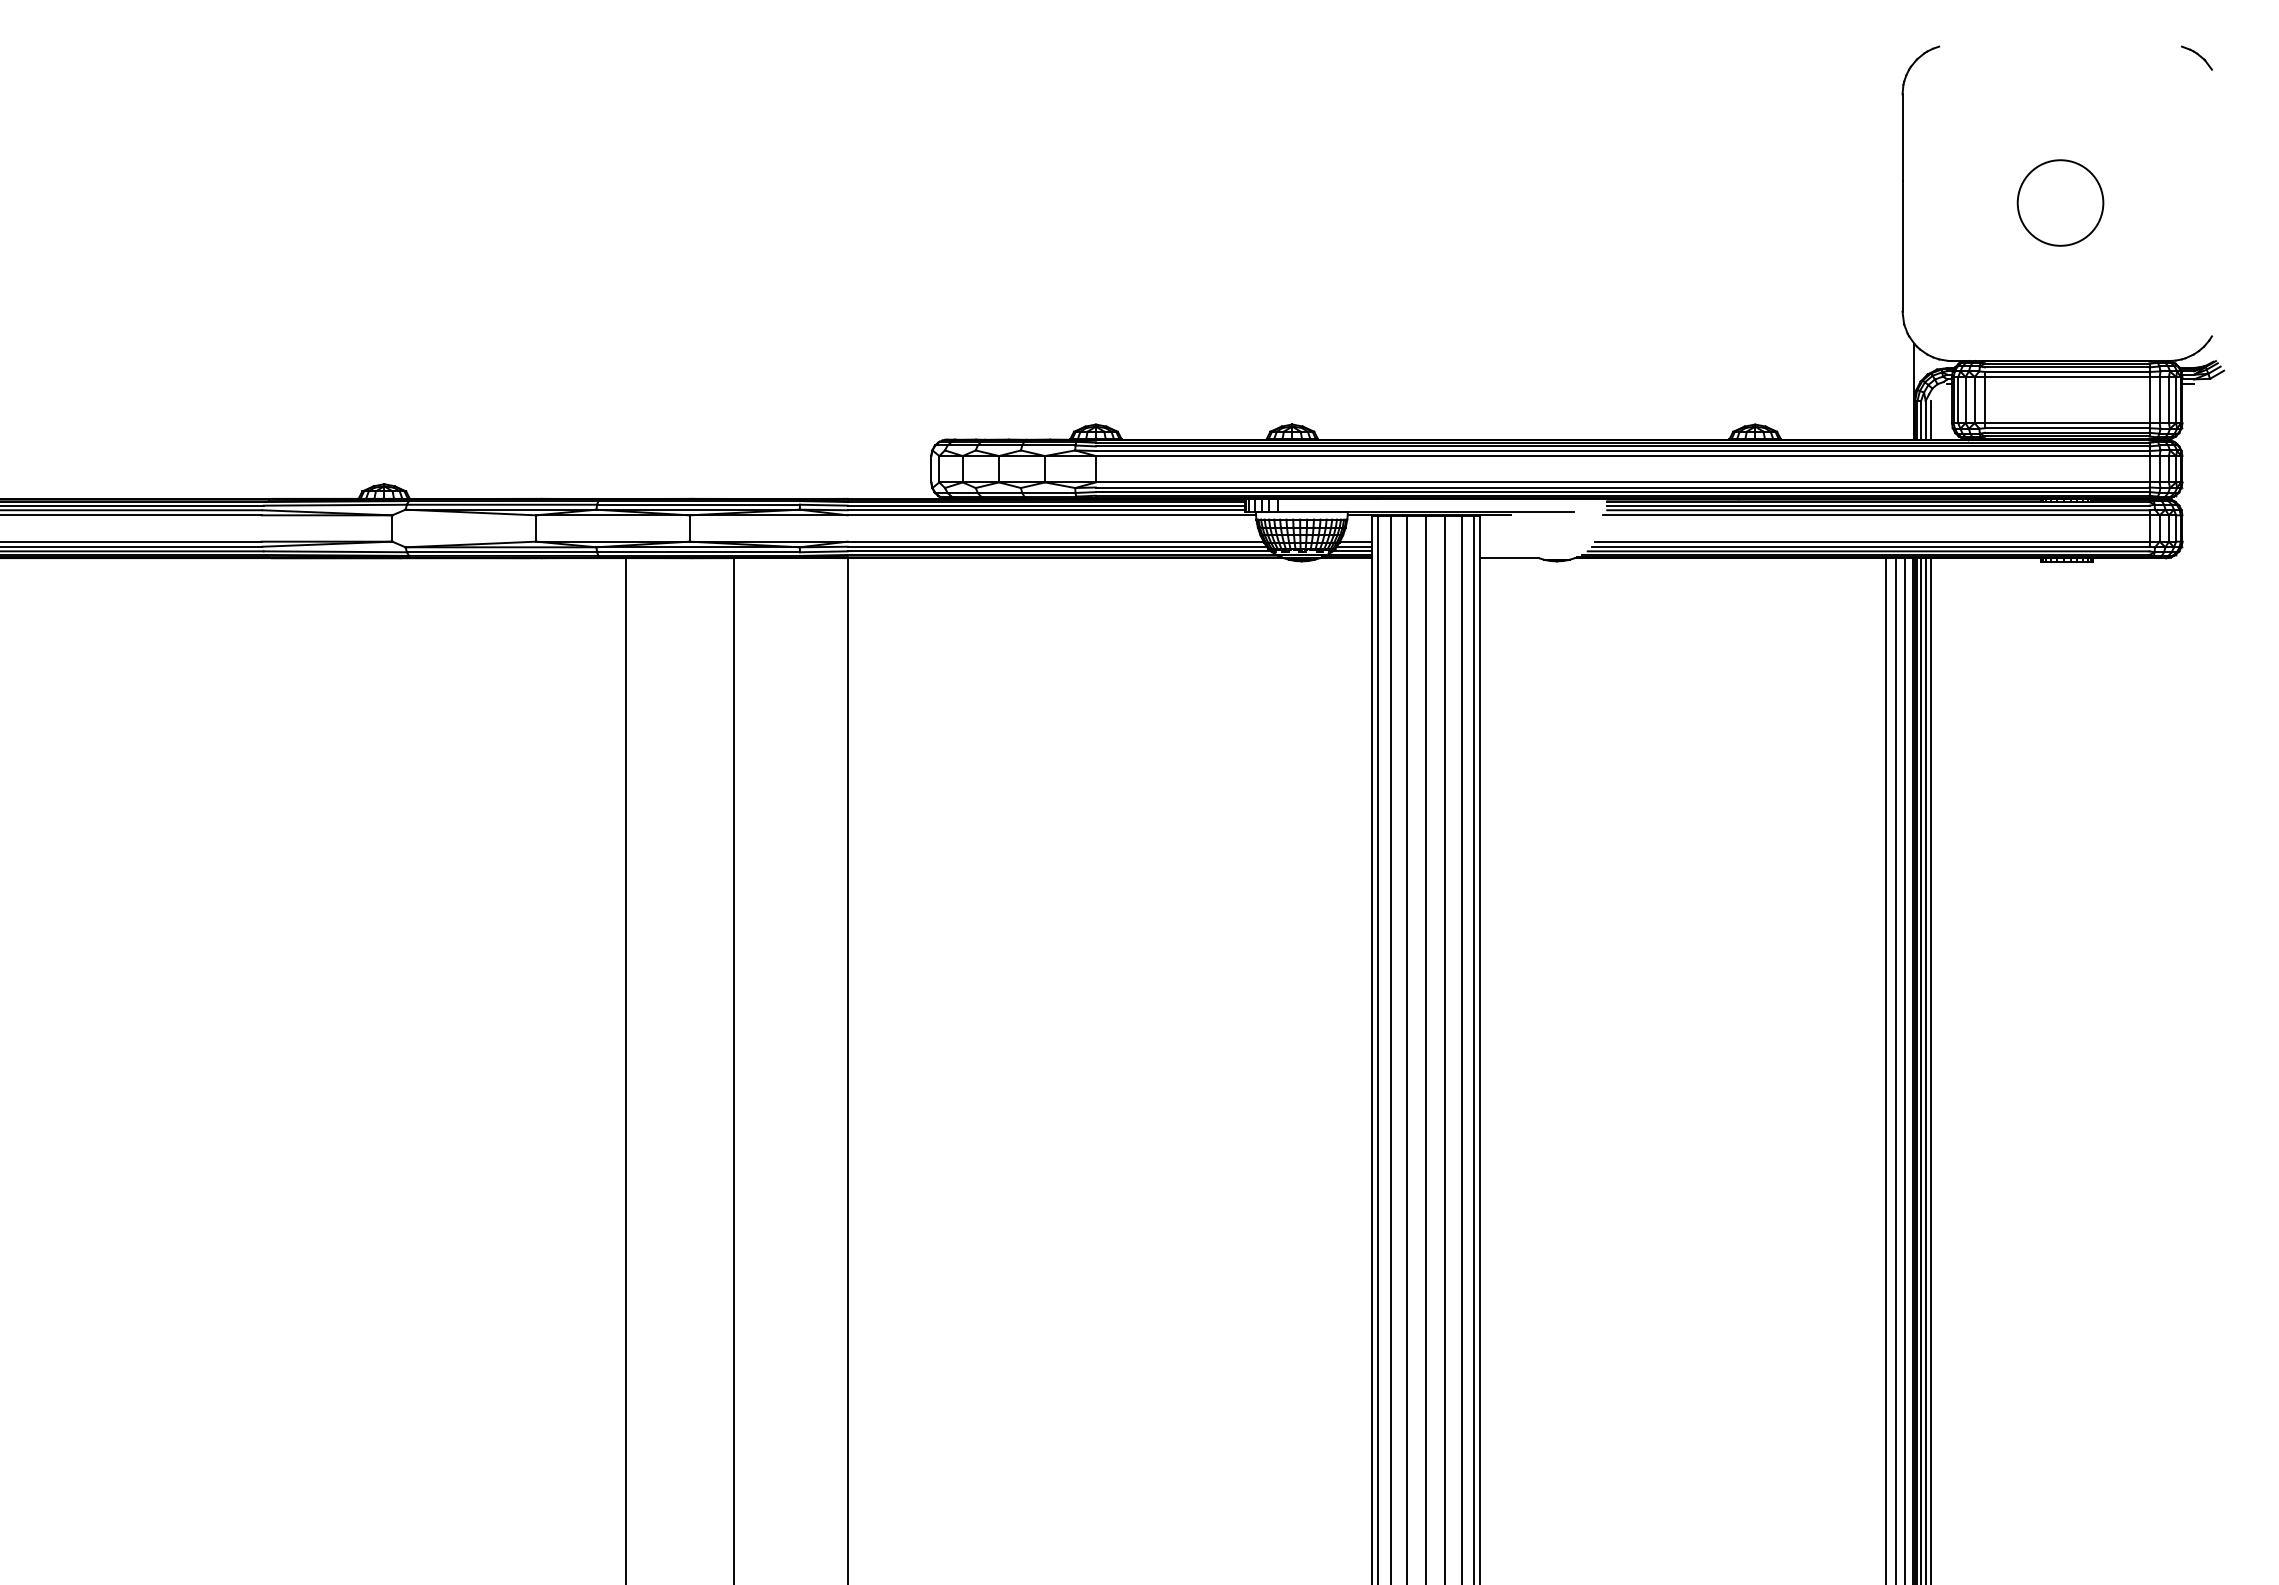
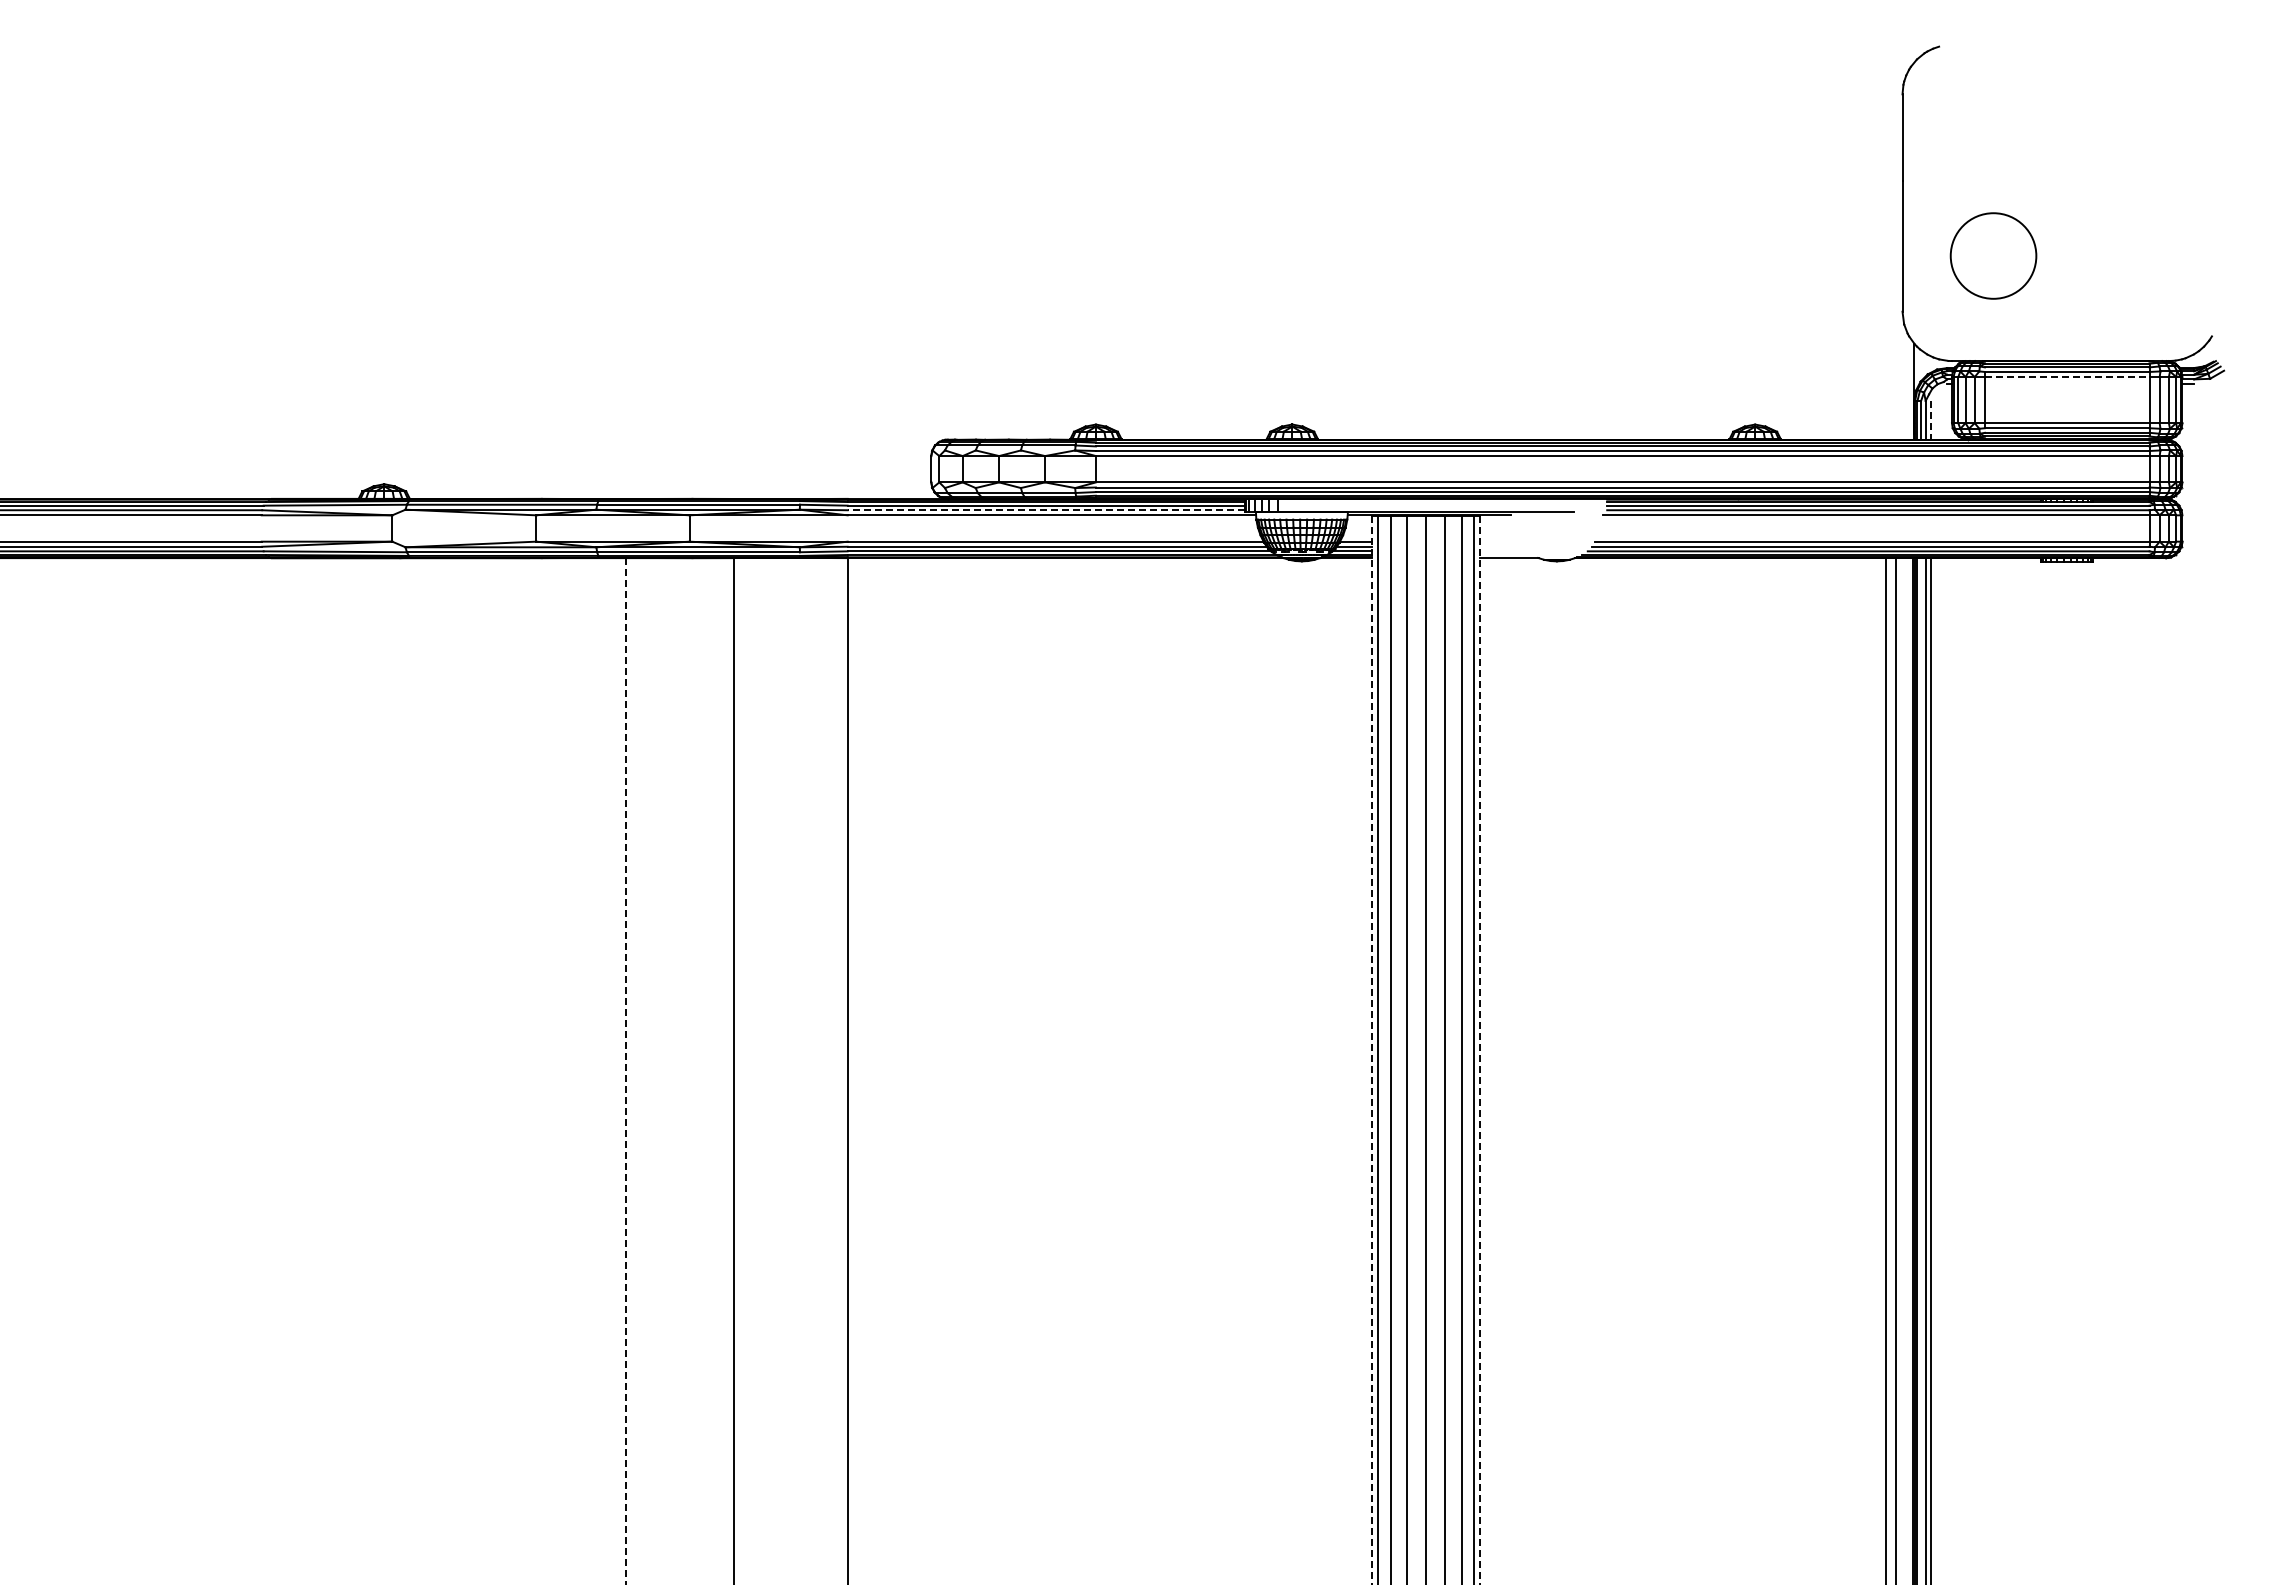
part: present -> none (2196, 57)
circle position: (2060, 202) -> (1993, 255) (1993, 255)
line: solid -> dashed (2067, 377)
line: solid -> dashed (1930, 420)
line: solid -> dashed (1046, 510)
line: solid -> dashed (1371, 1050)
line: solid -> dashed (1480, 1050)
line: present -> none (1905, 1069)
line: present -> none (1921, 1069)
line: solid -> dashed (626, 1071)
